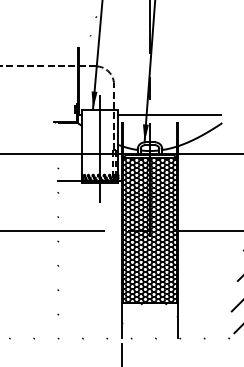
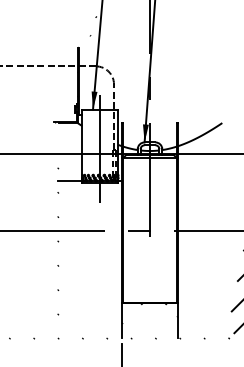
line: present -> none (169, 114)
hatch: present -> none (149, 230)
